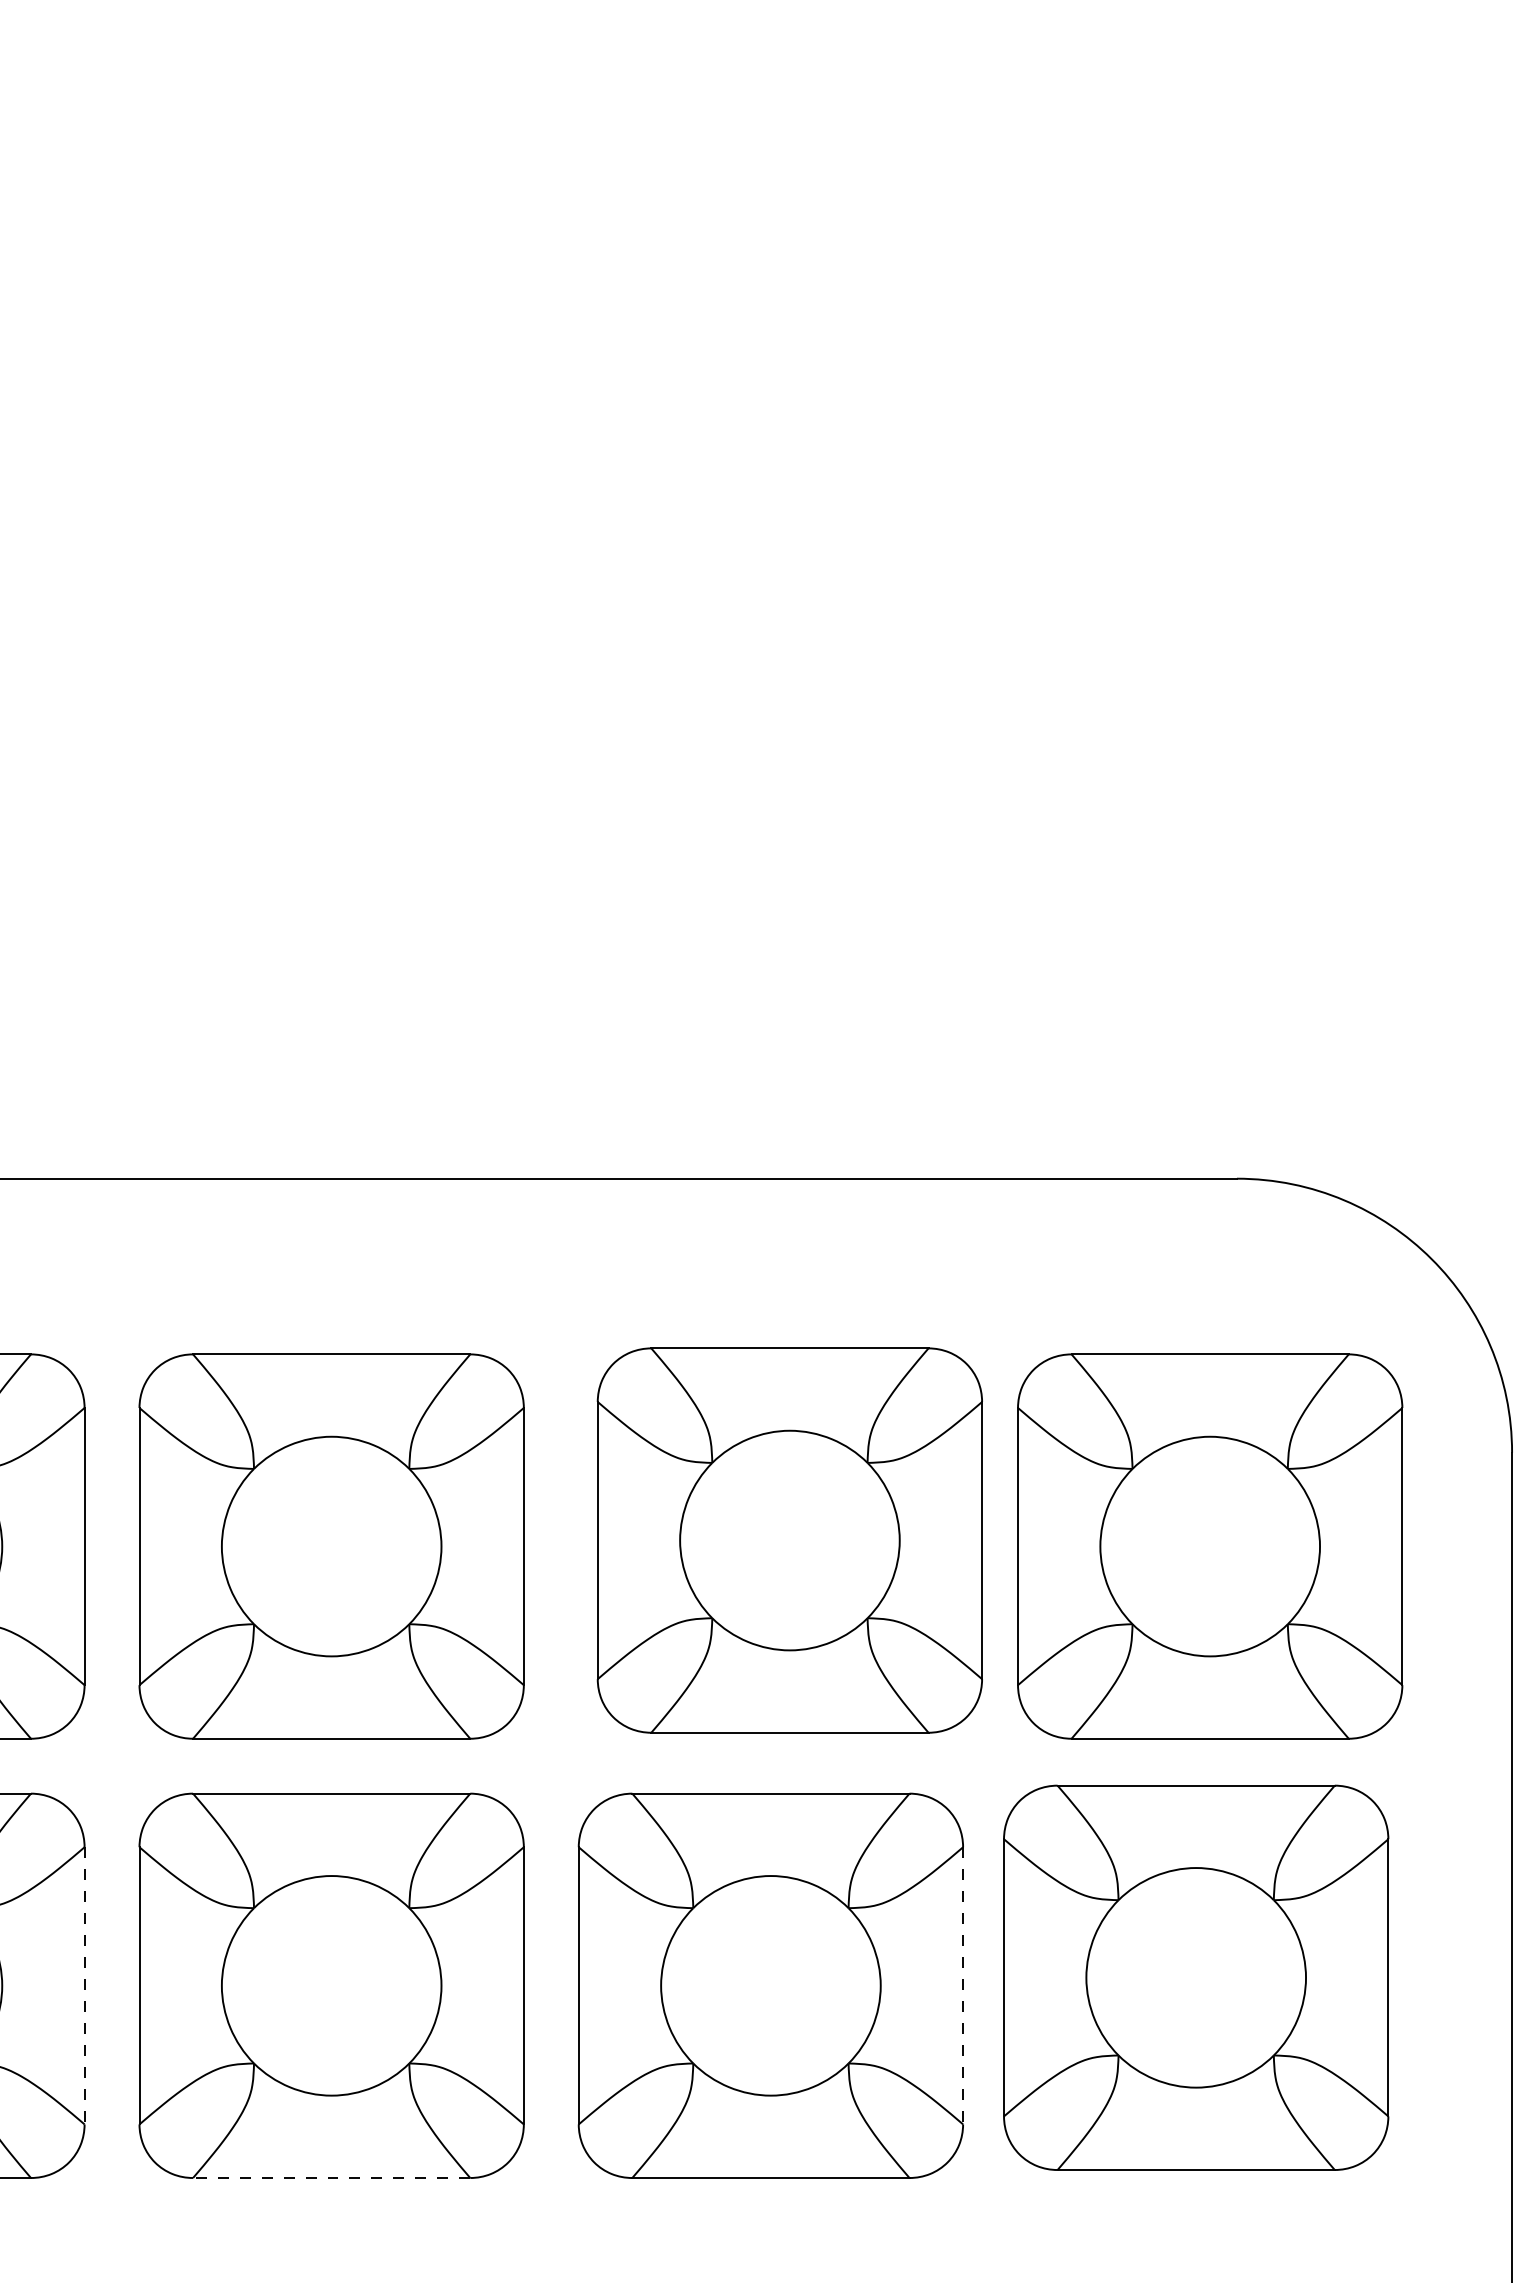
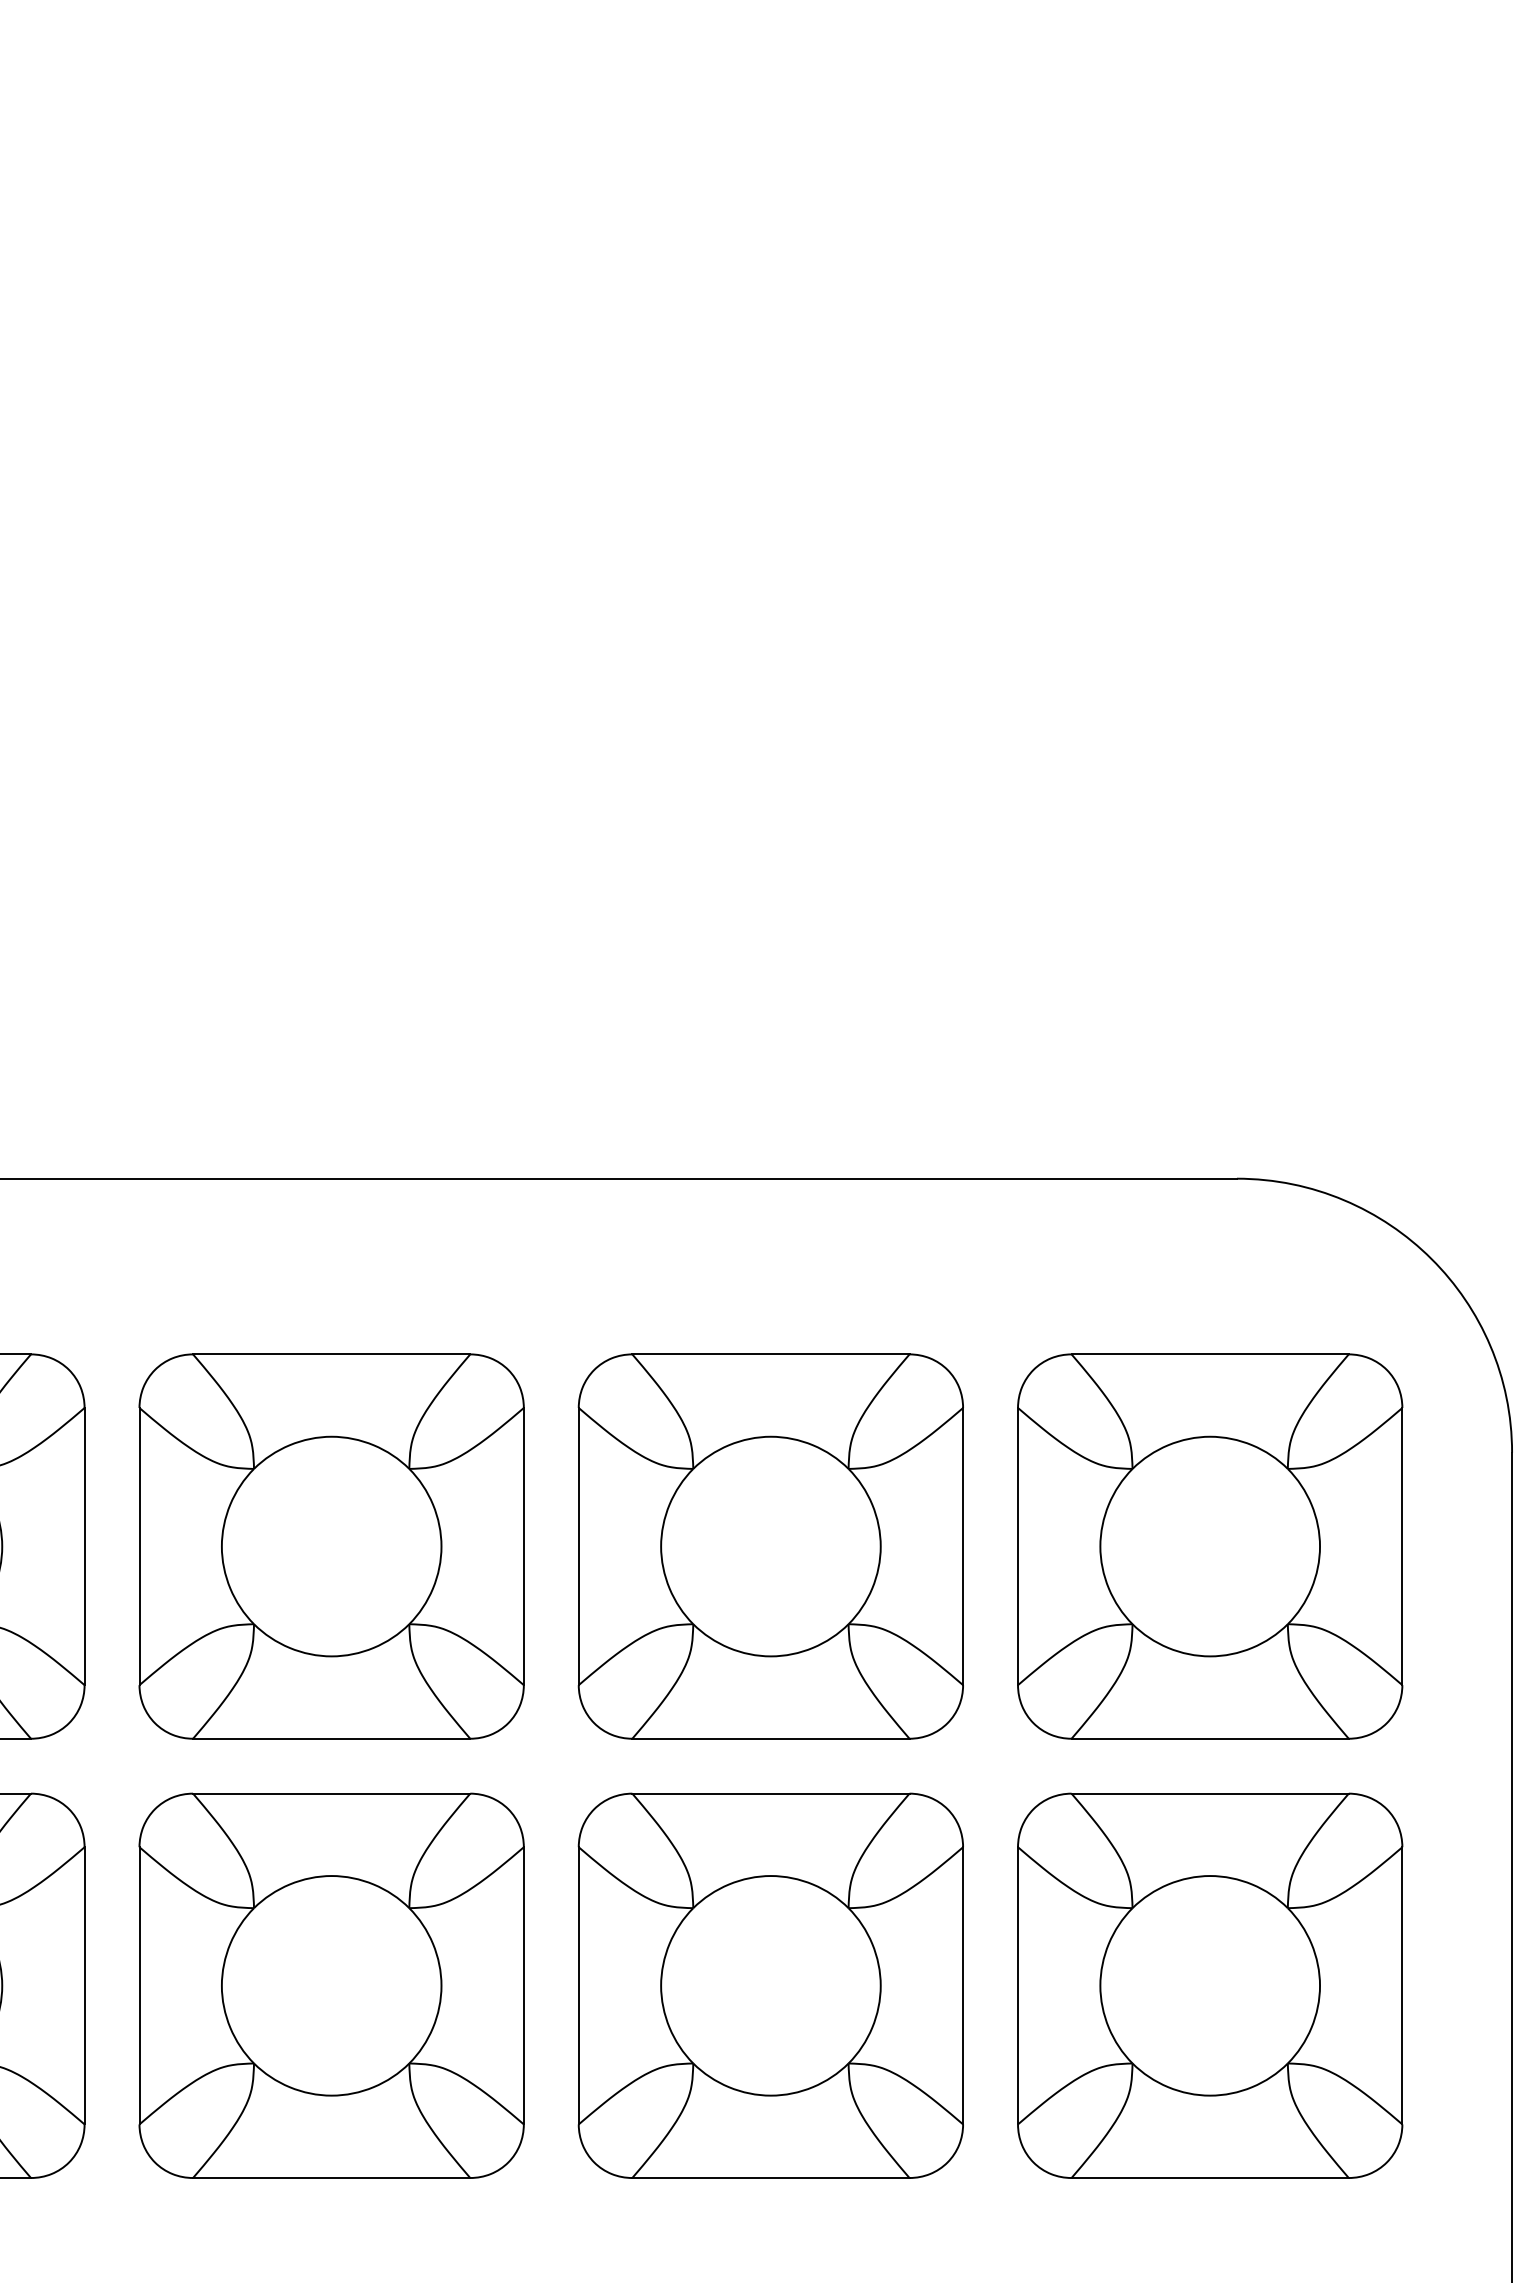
part position: (789, 1540) -> (770, 1546) (770, 1546)
part position: (1196, 1977) -> (1210, 1985) (1210, 1985)
line: dashed -> solid (84, 1985)
line: dashed -> solid (963, 1985)
line: dashed -> solid (331, 2178)
